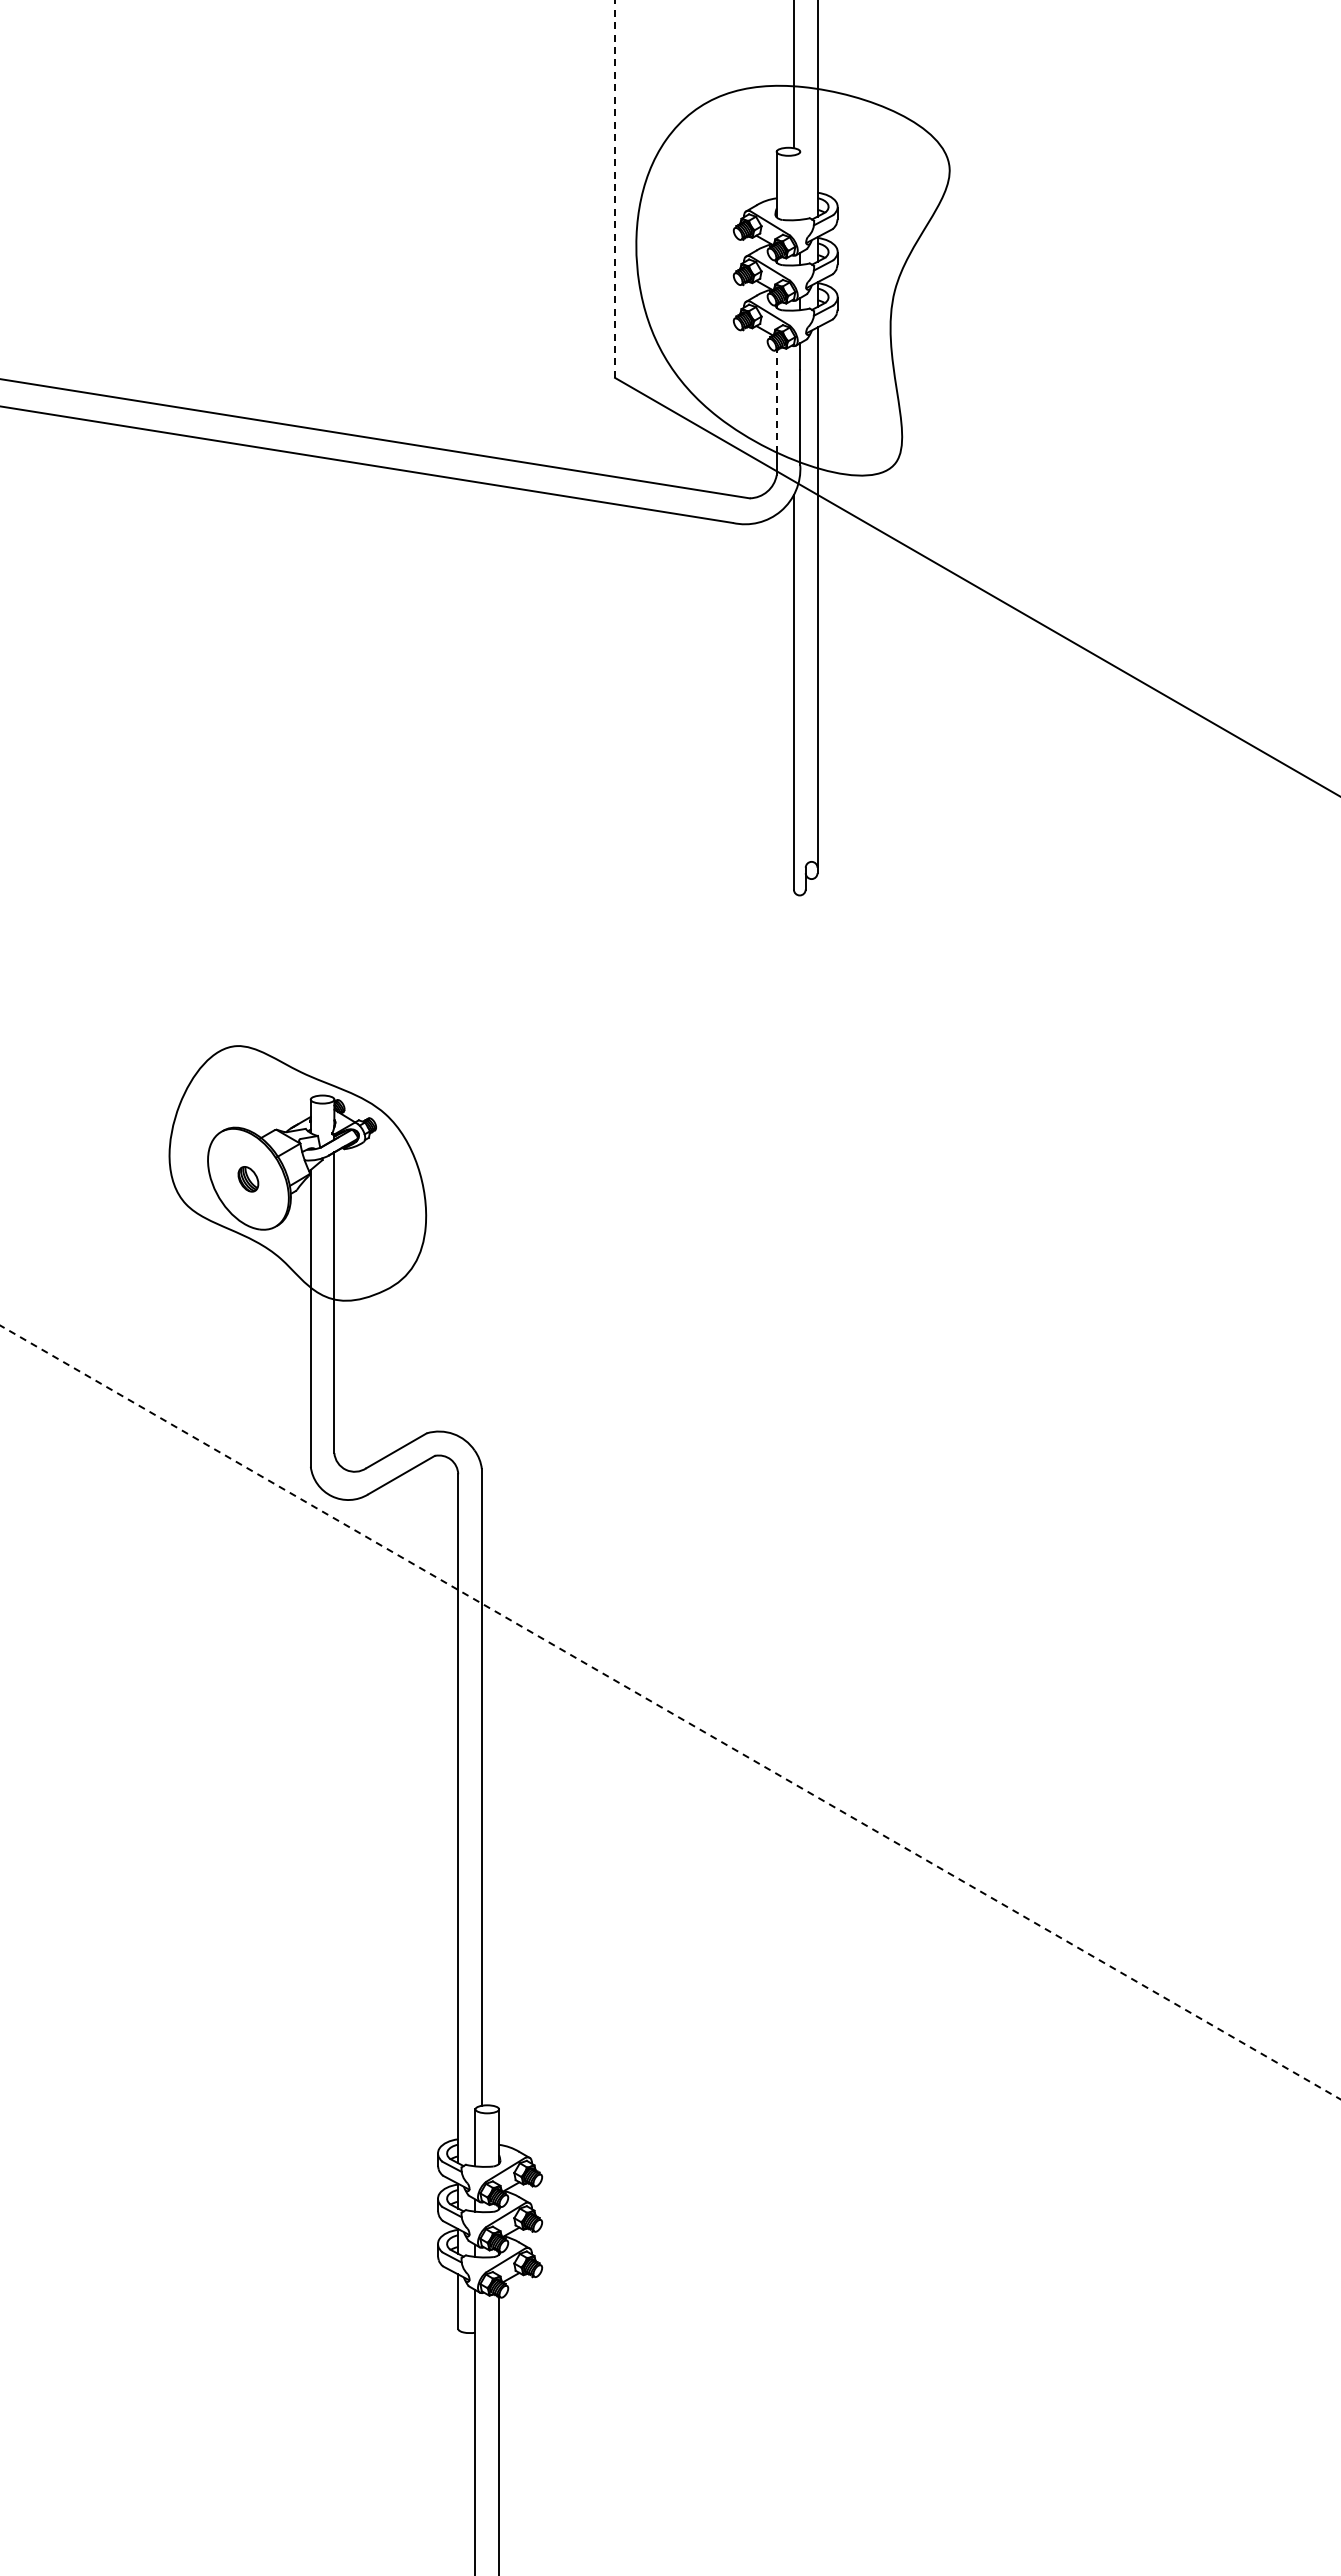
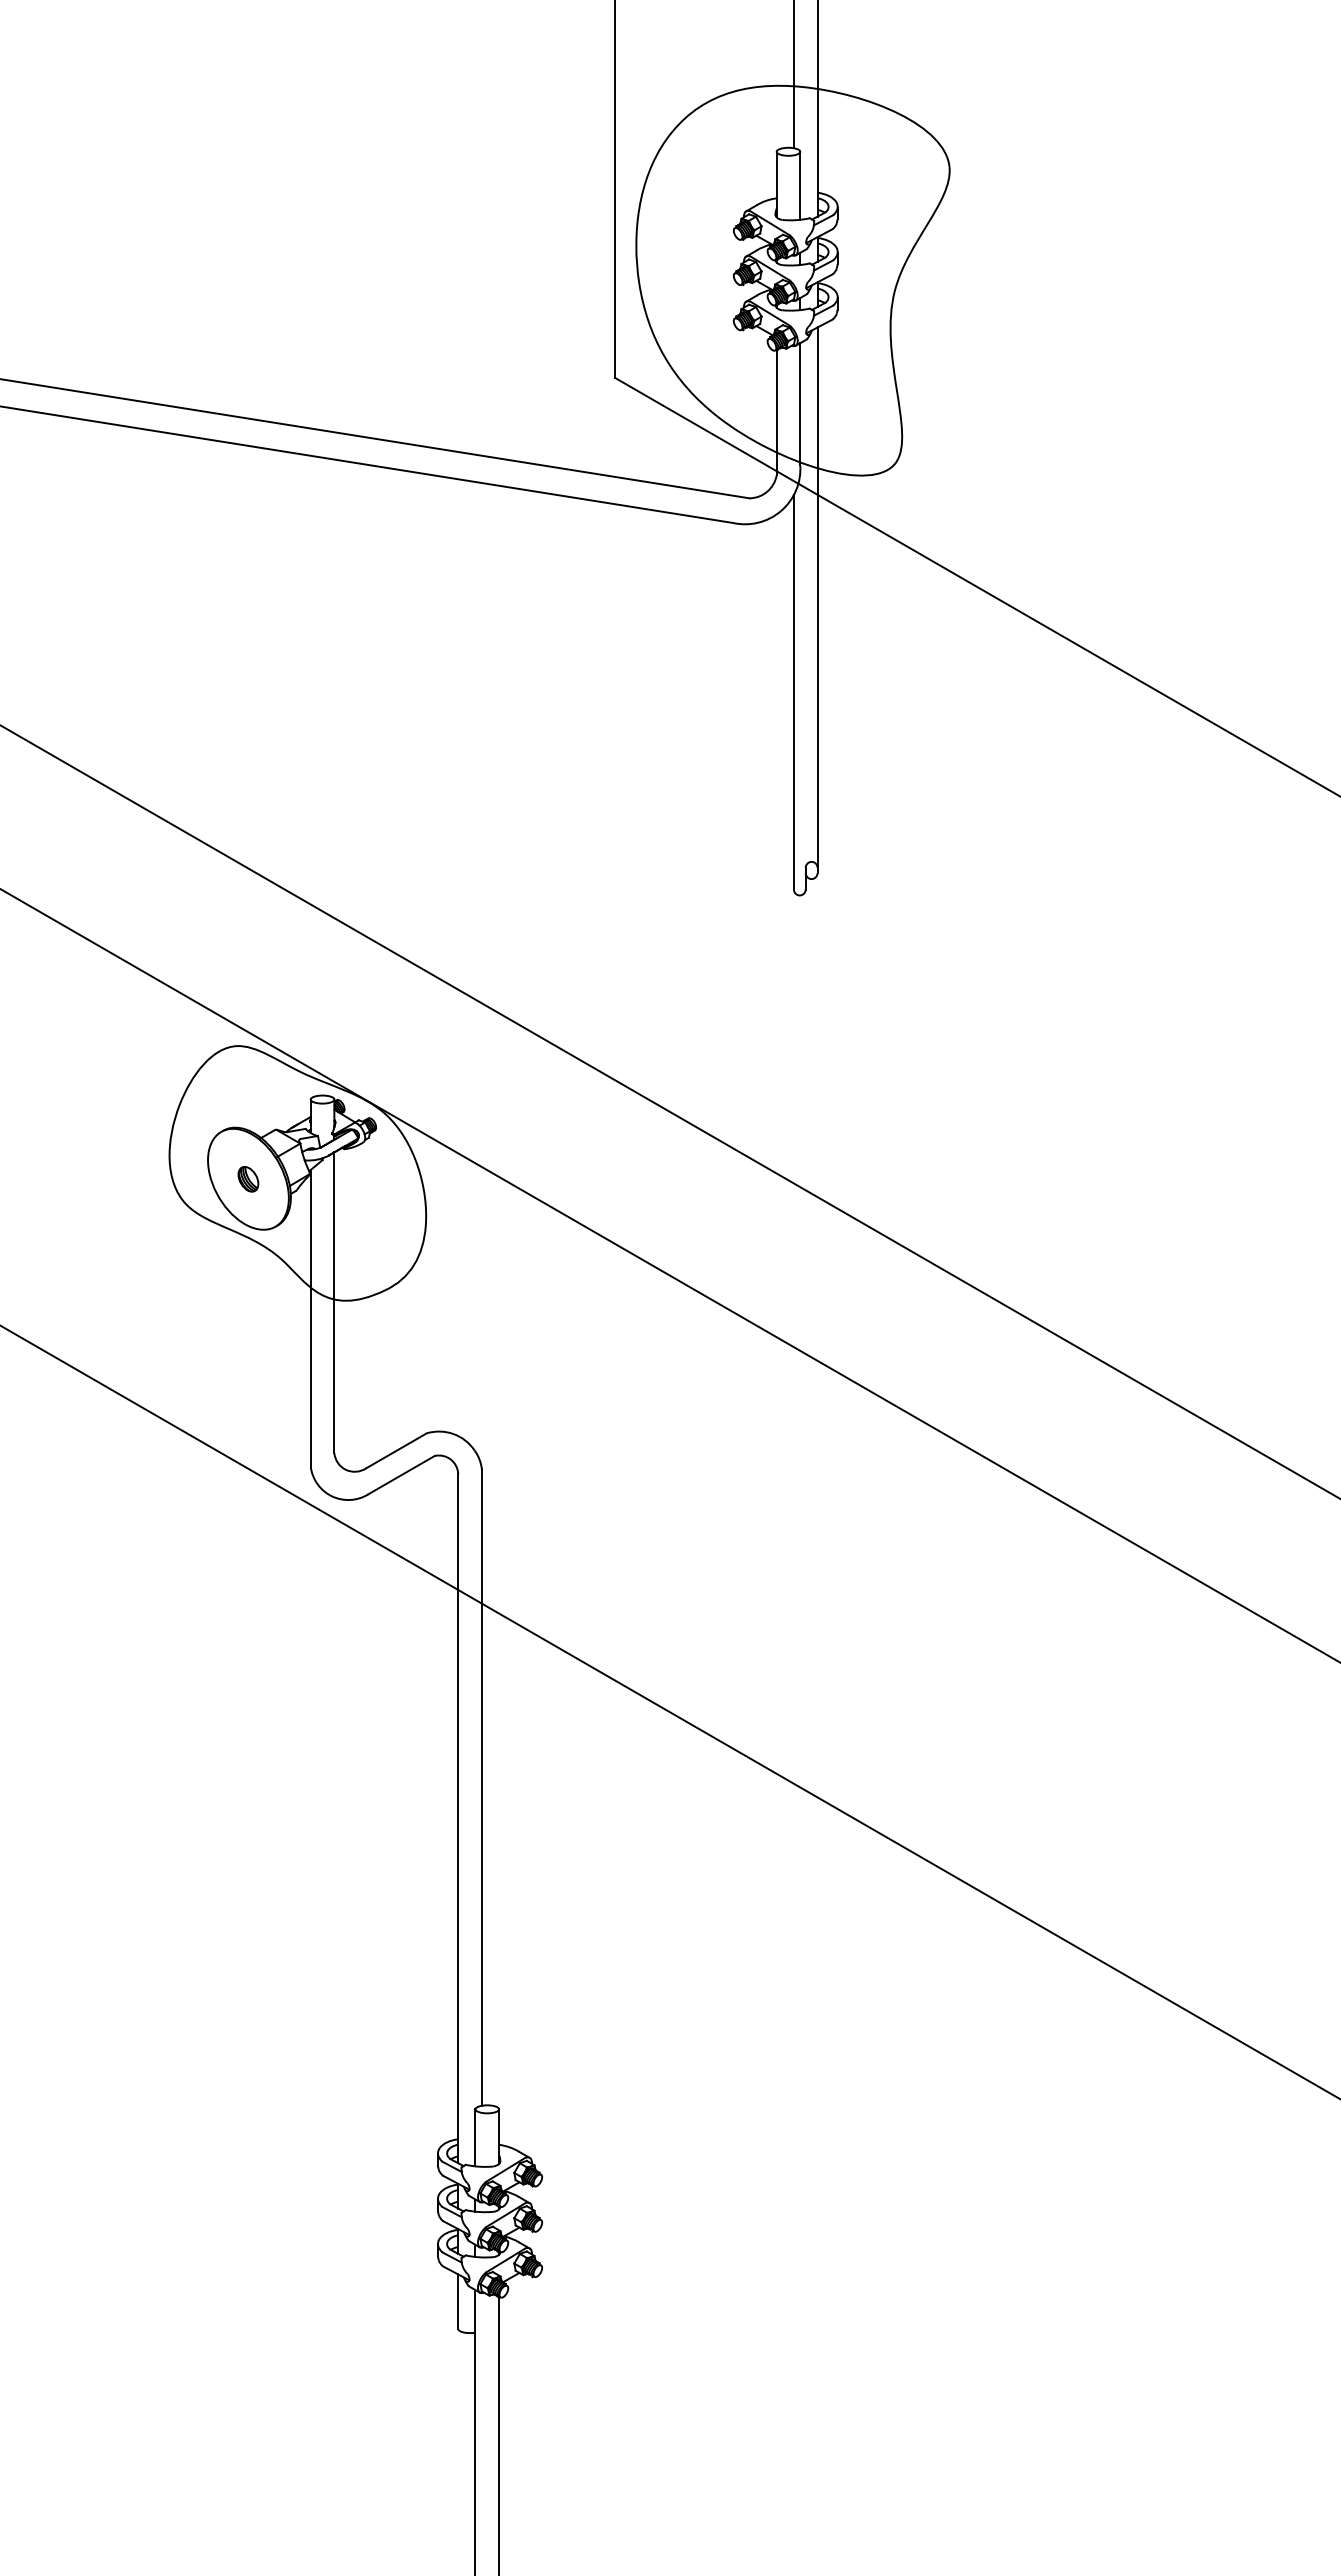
line: none -> present (800, 185)
line: dashed -> solid (615, 189)
line: dashed -> solid (776, 401)
line: none -> present (669, 1111)
line: none -> present (669, 1275)
line: dashed -> solid (670, 1712)
